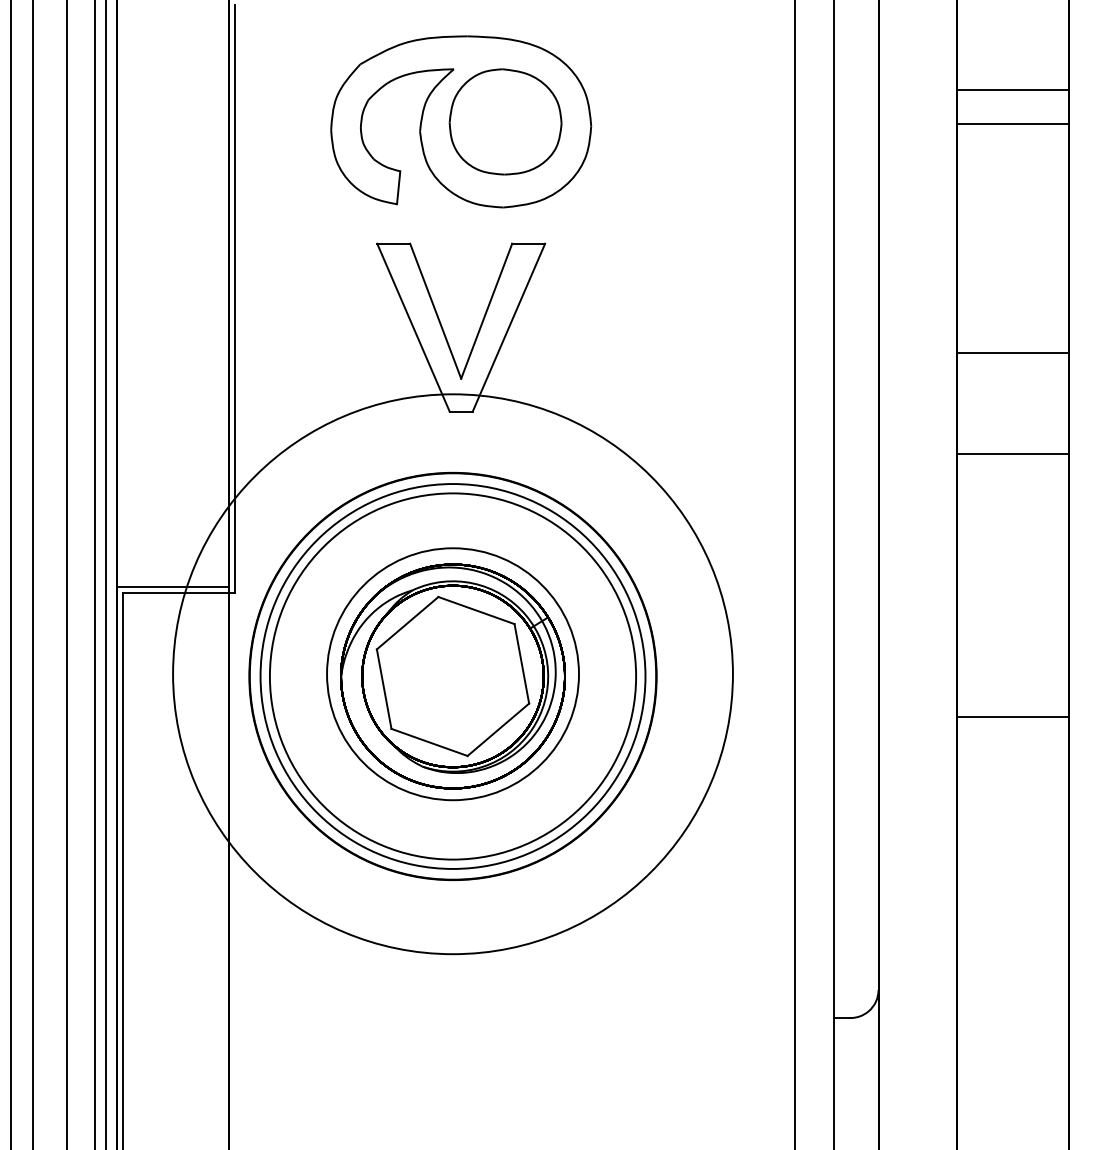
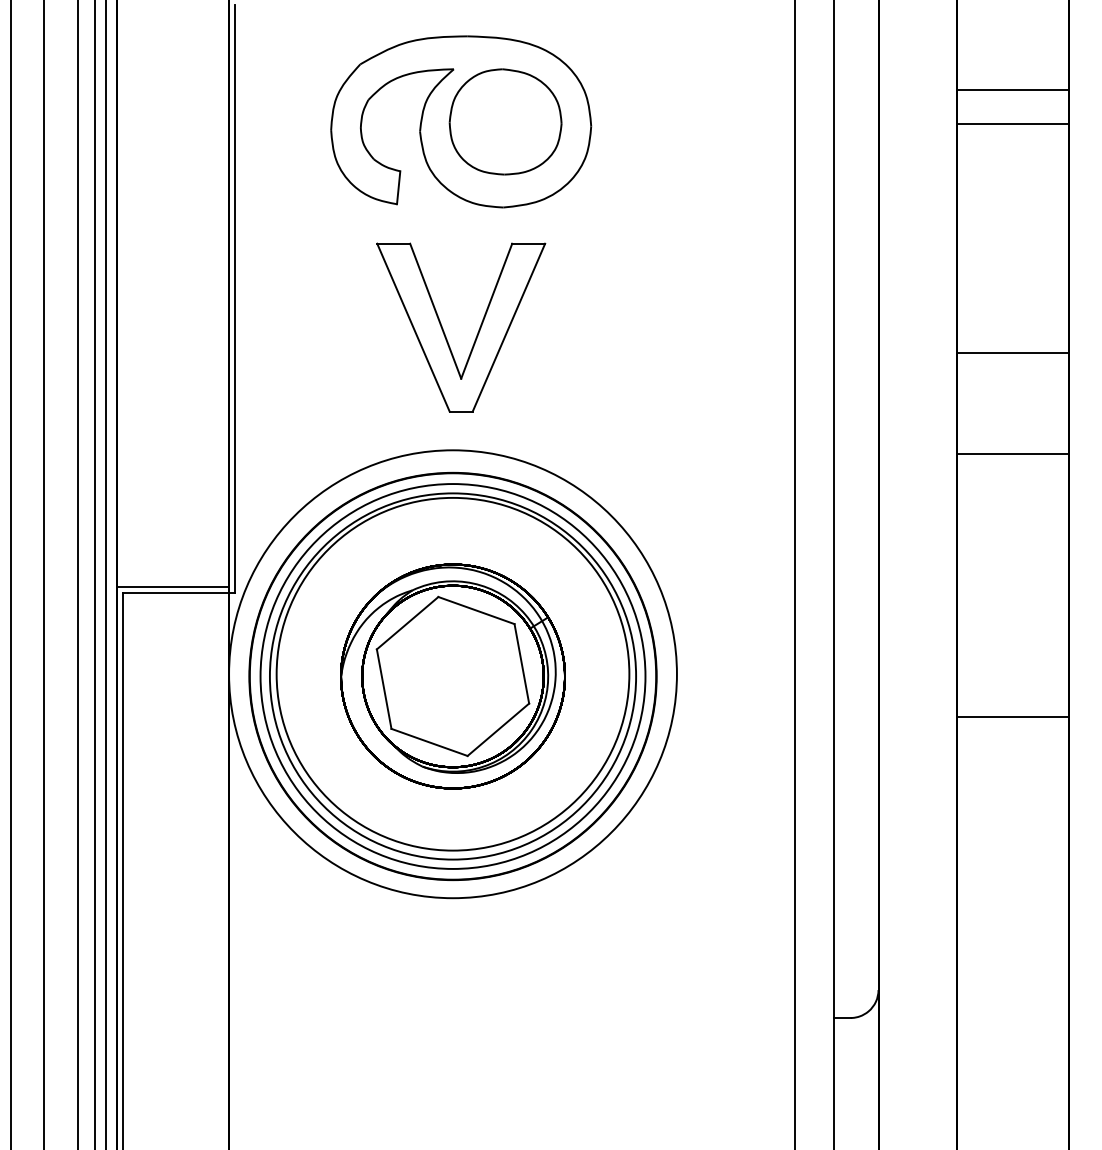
line position: (33, 574) -> (44, 574) (44, 574)
line position: (66, 574) -> (77, 574) (77, 574)
circle diameter: 252 px -> 353 px (452, 673)
circle diameter: 560 px -> 448 px (452, 674)
